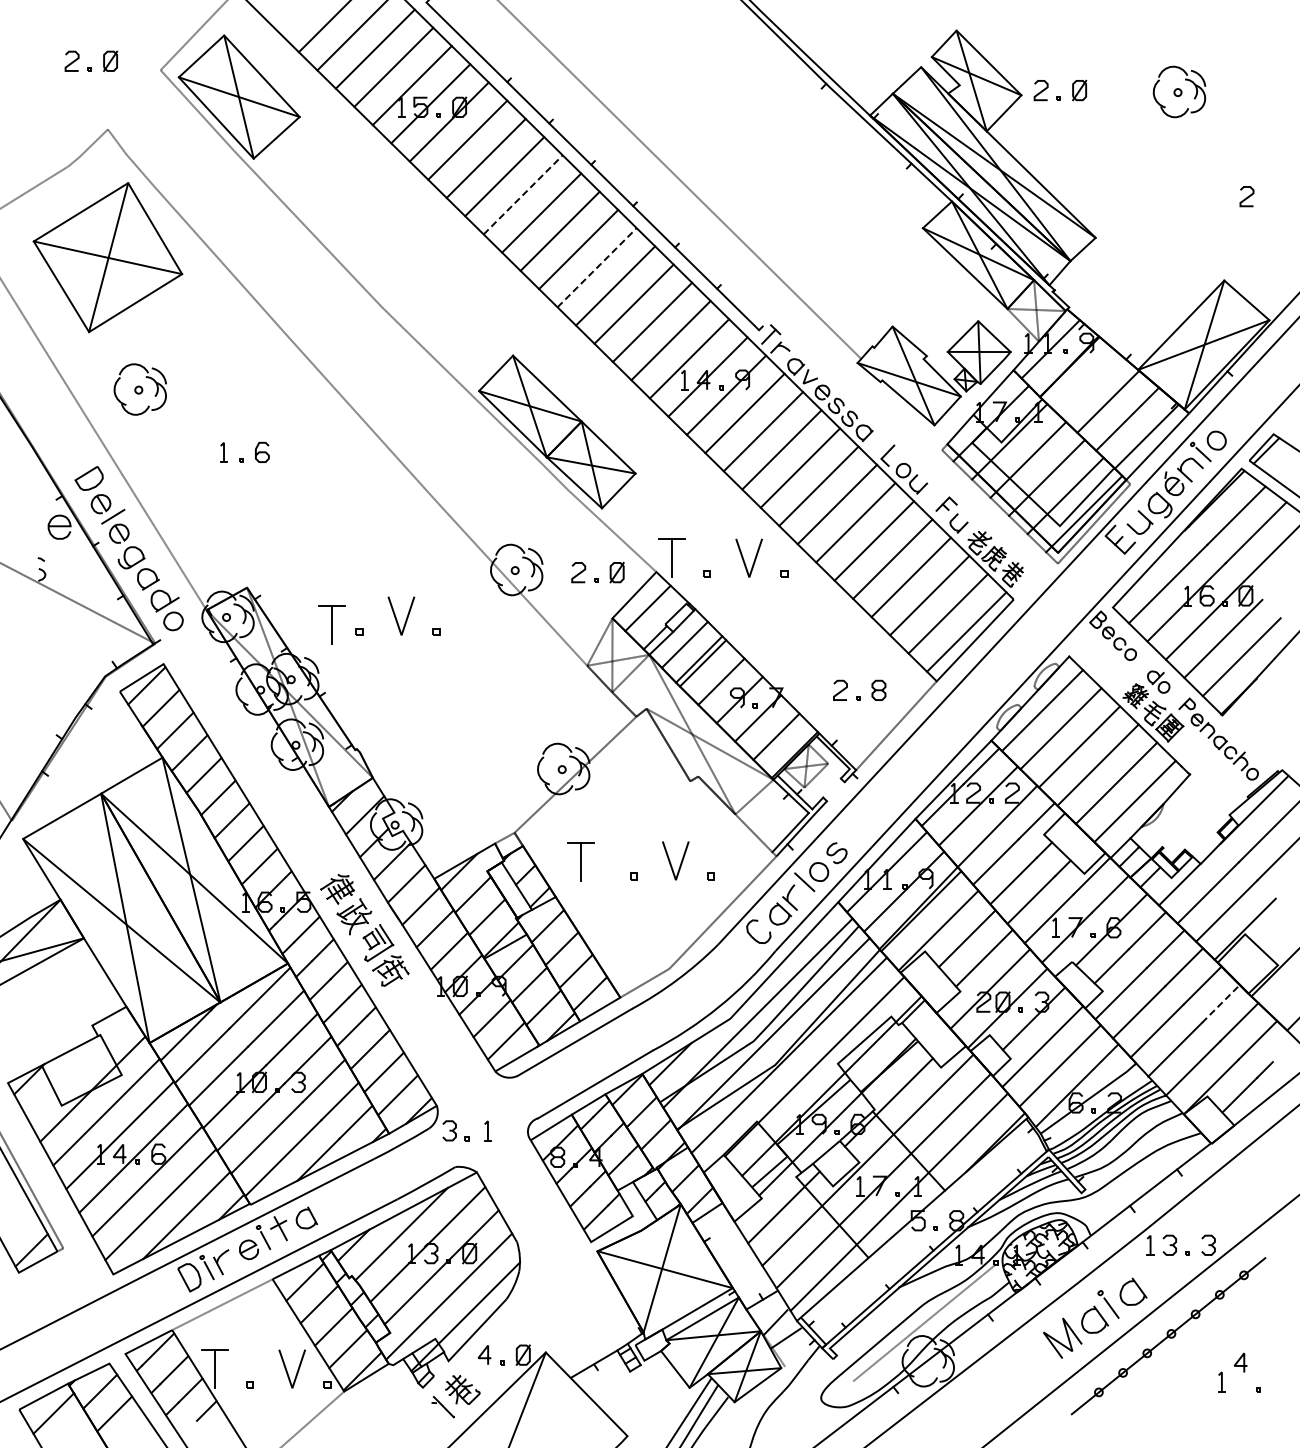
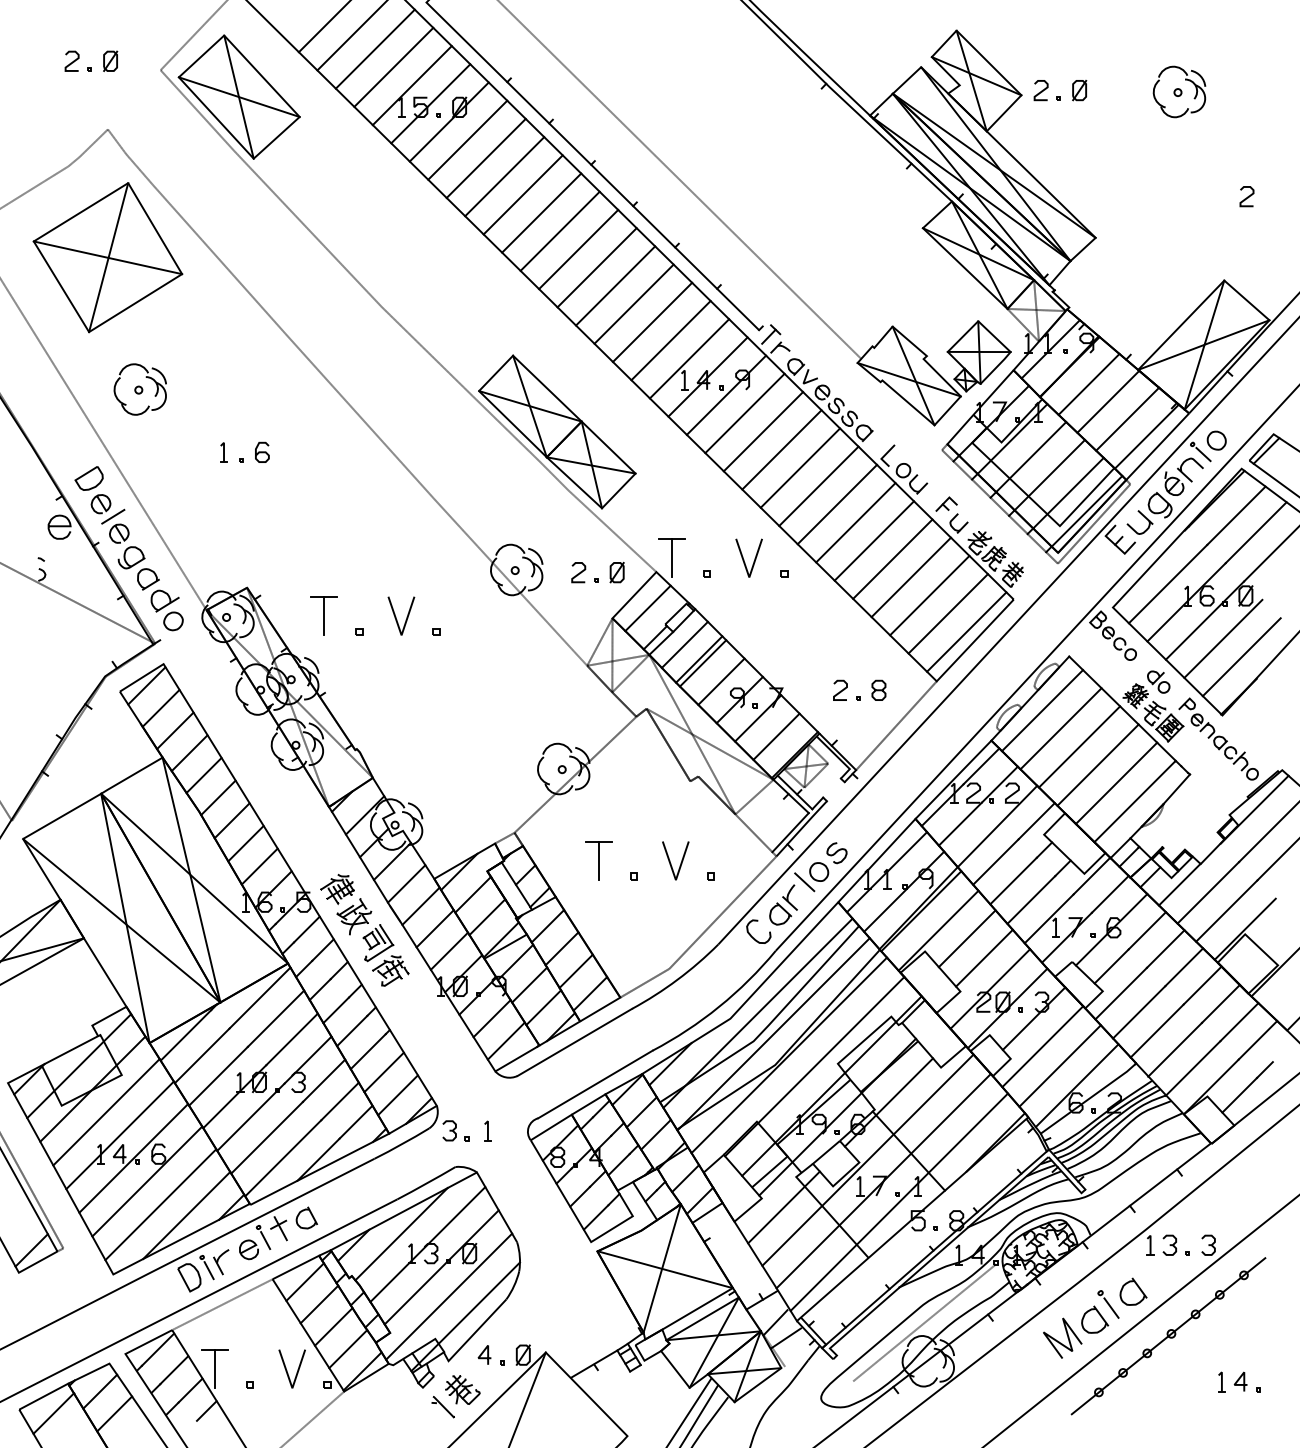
line: dashed -> solid (523, 194)
line: dashed -> solid (597, 267)
line: none -> present (1088, 383)
part position: (331, 624) -> (323, 615) (323, 615)
part position: (580, 861) -> (598, 860) (598, 860)
line: dashed -> solid (1220, 1003)
line: none -> present (79, 1066)
line position: (1239, 1361) -> (1239, 1380) (1239, 1380)
